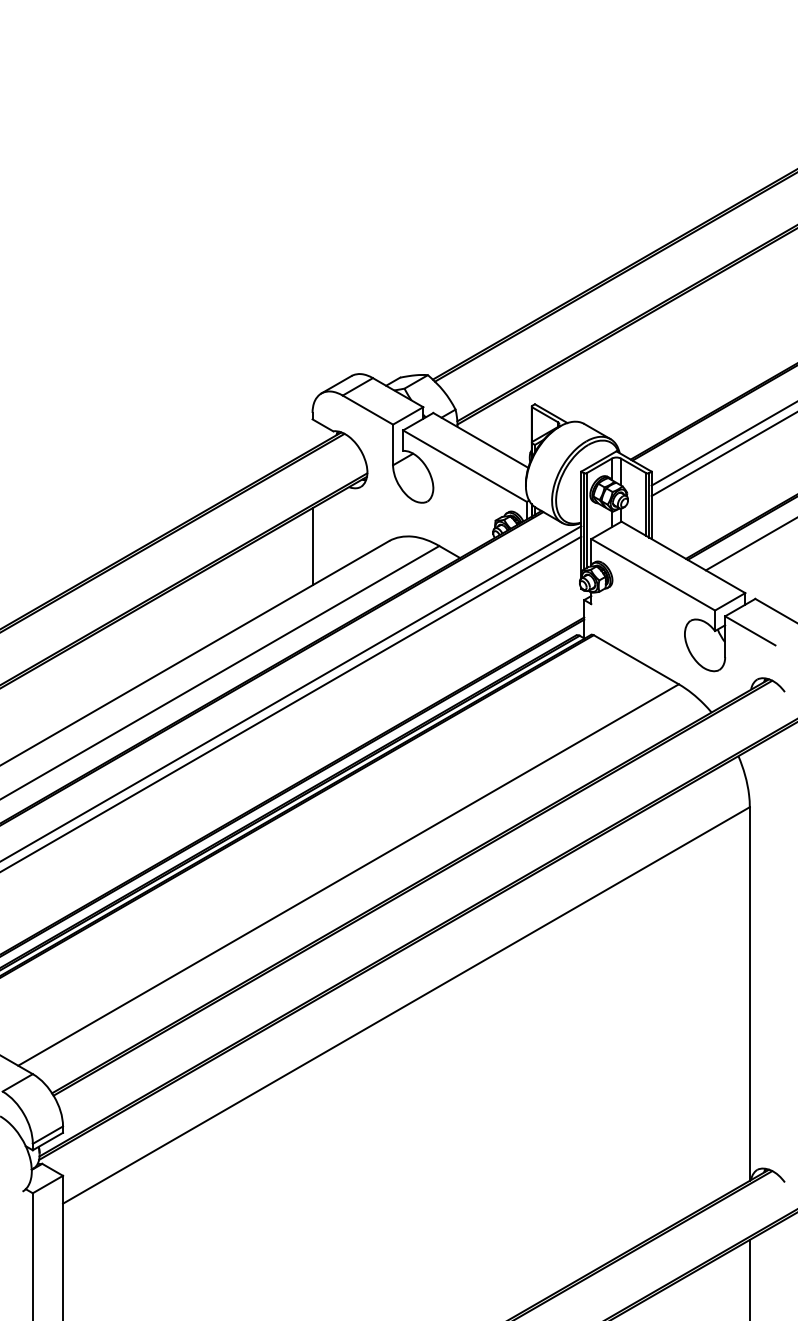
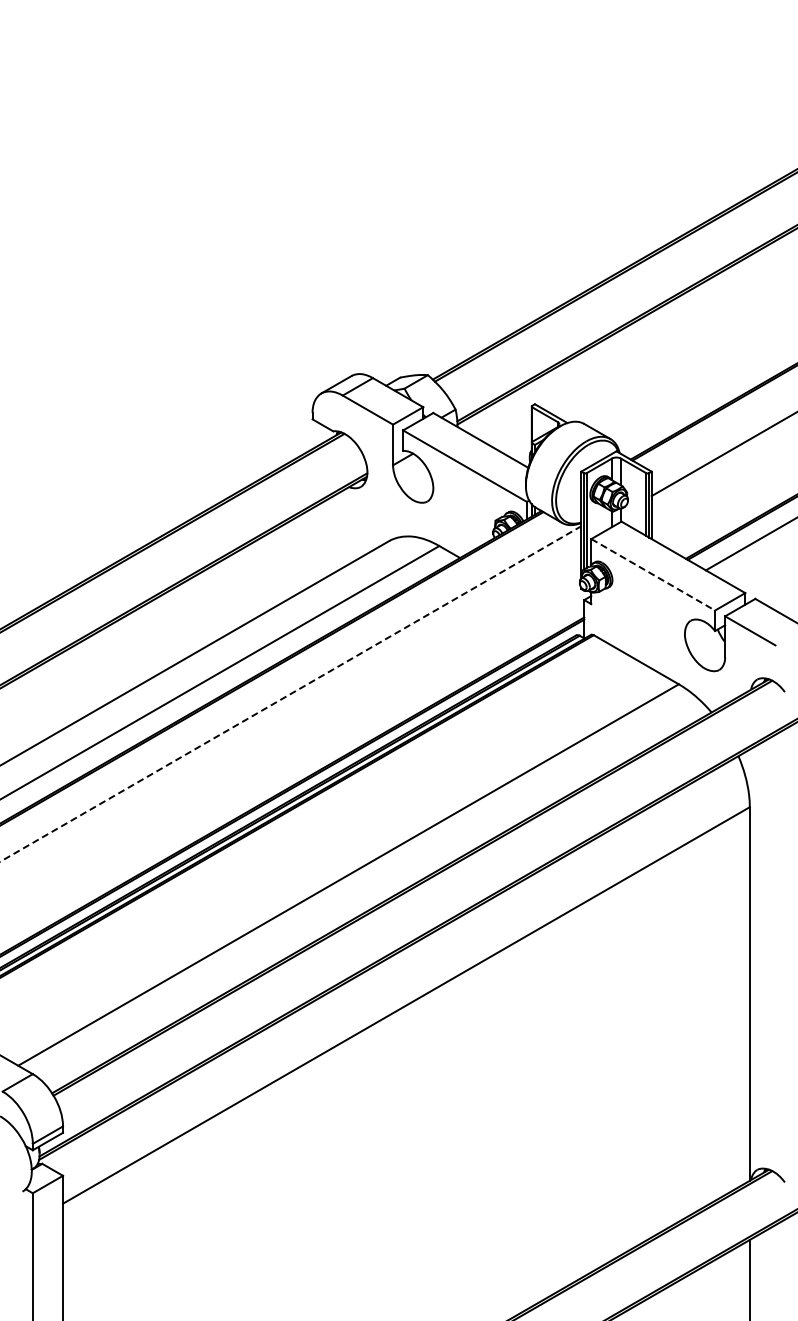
line: present -> none (722, 444)
line: present -> none (312, 546)
line: solid -> dashed (653, 575)
line: solid -> dashed (291, 693)
line: present -> none (291, 703)
